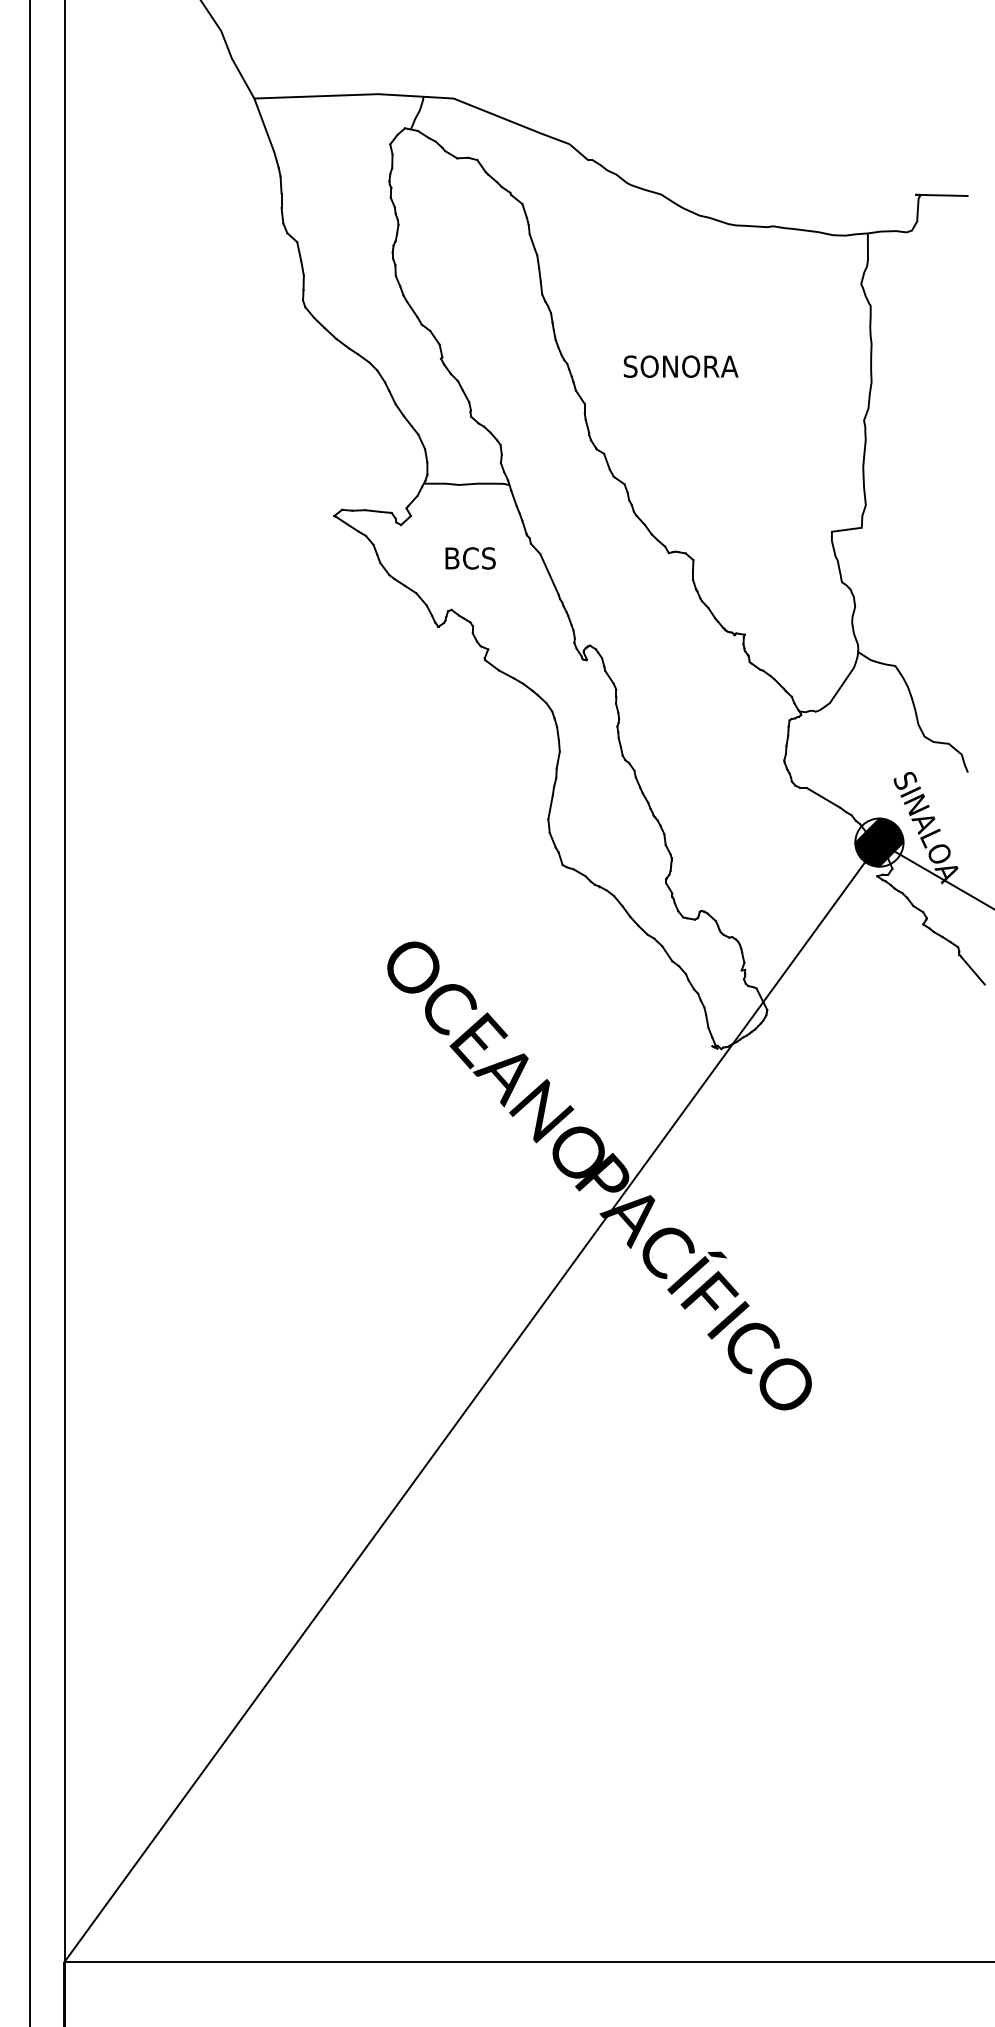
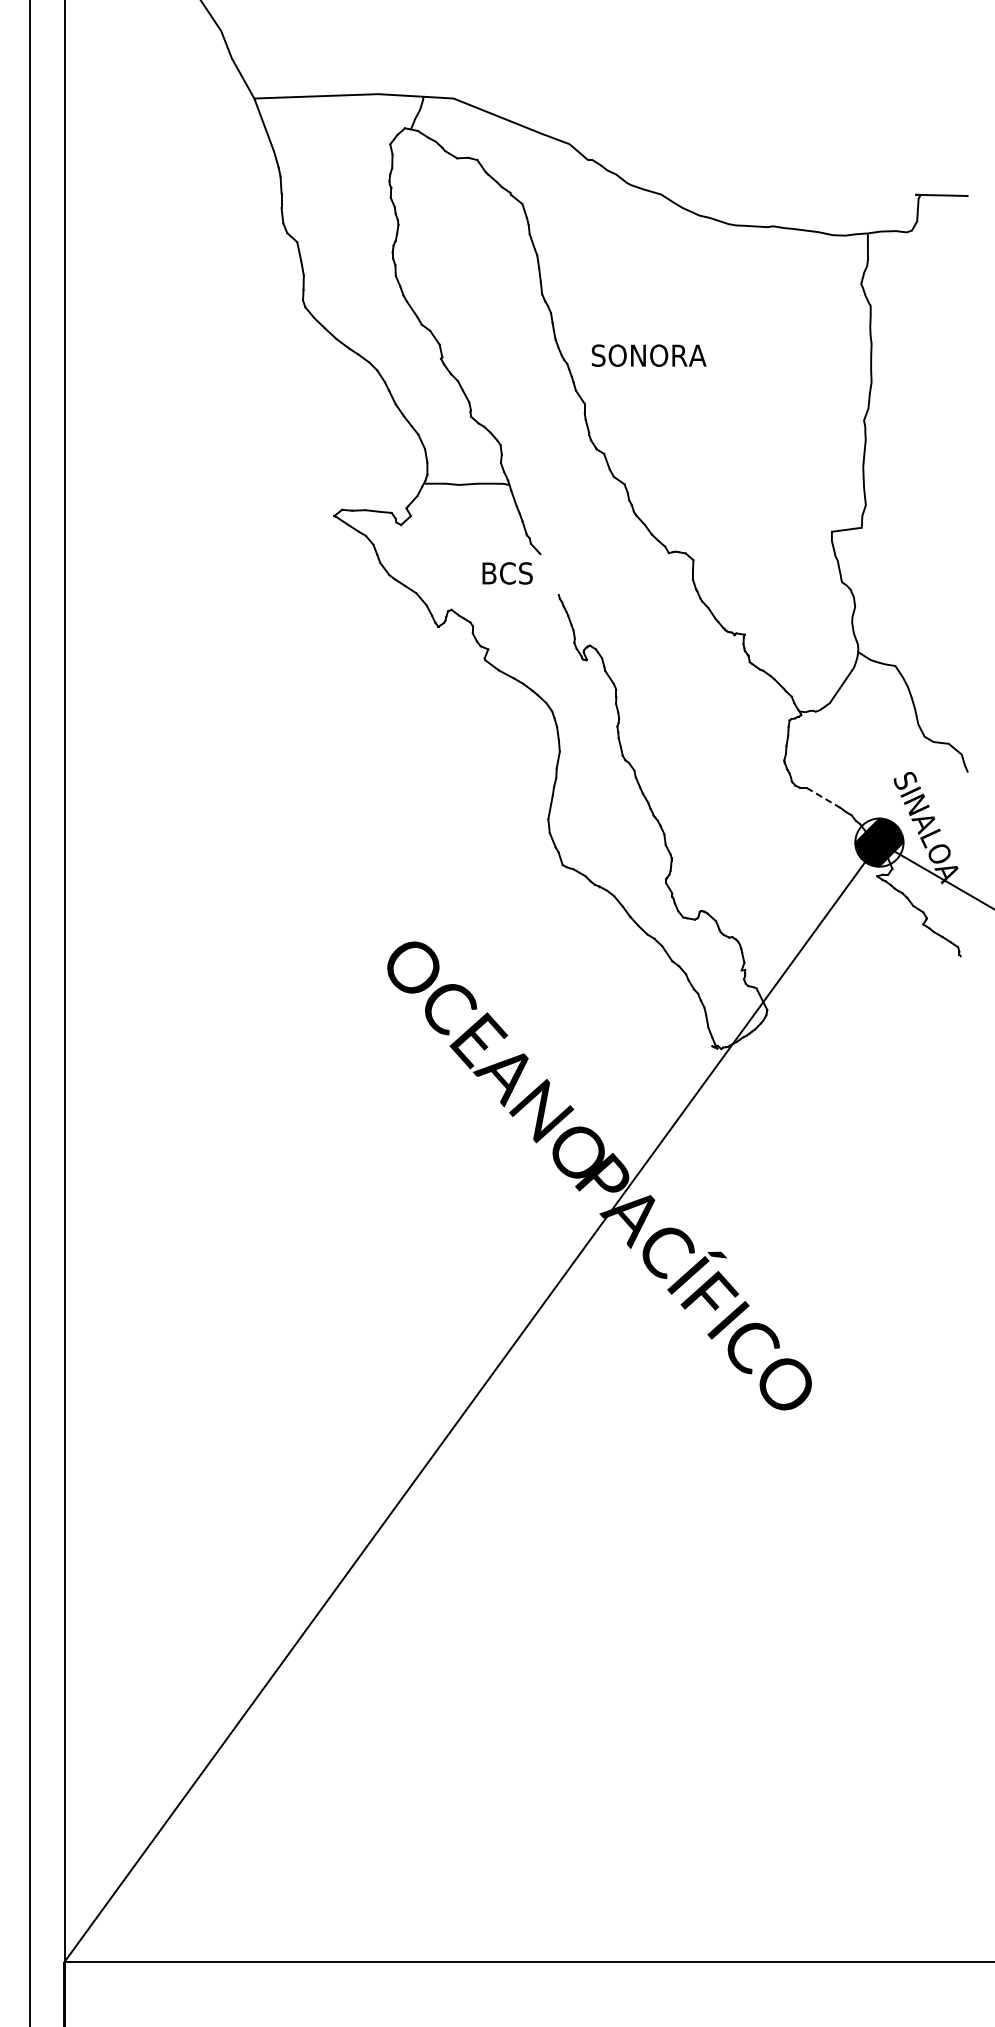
text position: (680, 366) -> (648, 355) (648, 355)
text position: (470, 558) -> (507, 573) (507, 573)
line: present -> none (549, 574)
line: solid -> dashed (823, 798)
line: present -> none (972, 970)
